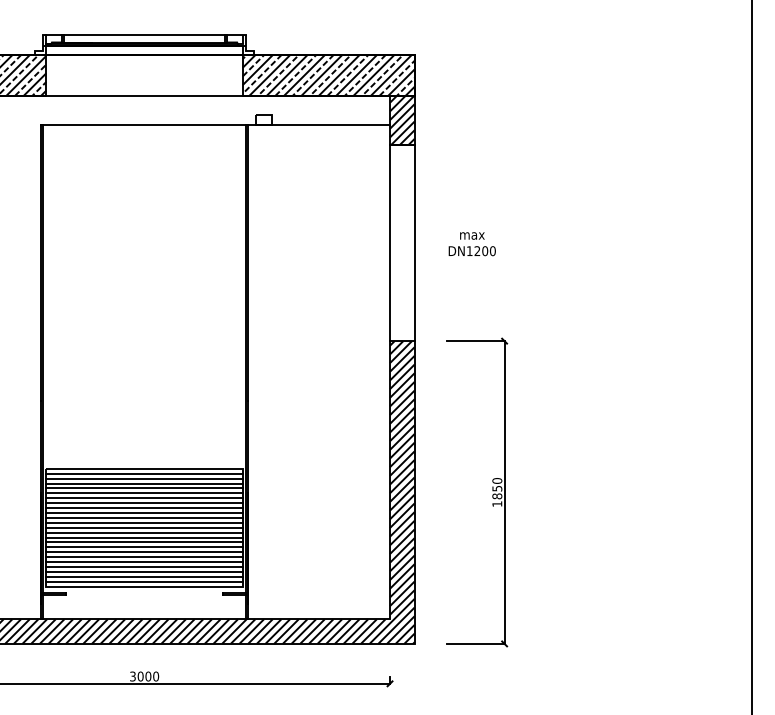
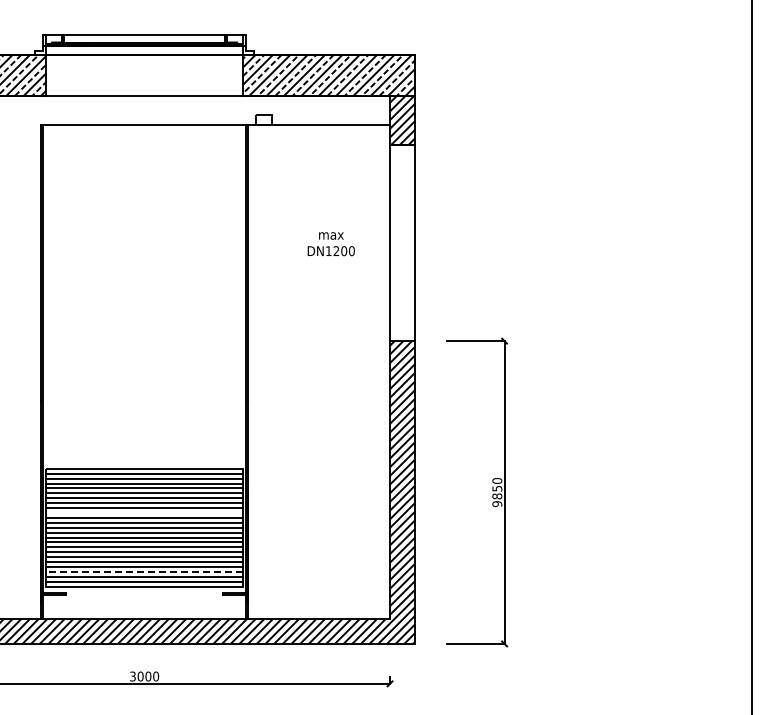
text position: (471, 244) -> (330, 244) (330, 244)
text: 1850 -> 9850 (497, 504)
line: present -> none (144, 513)
line: solid -> dashed (144, 571)
